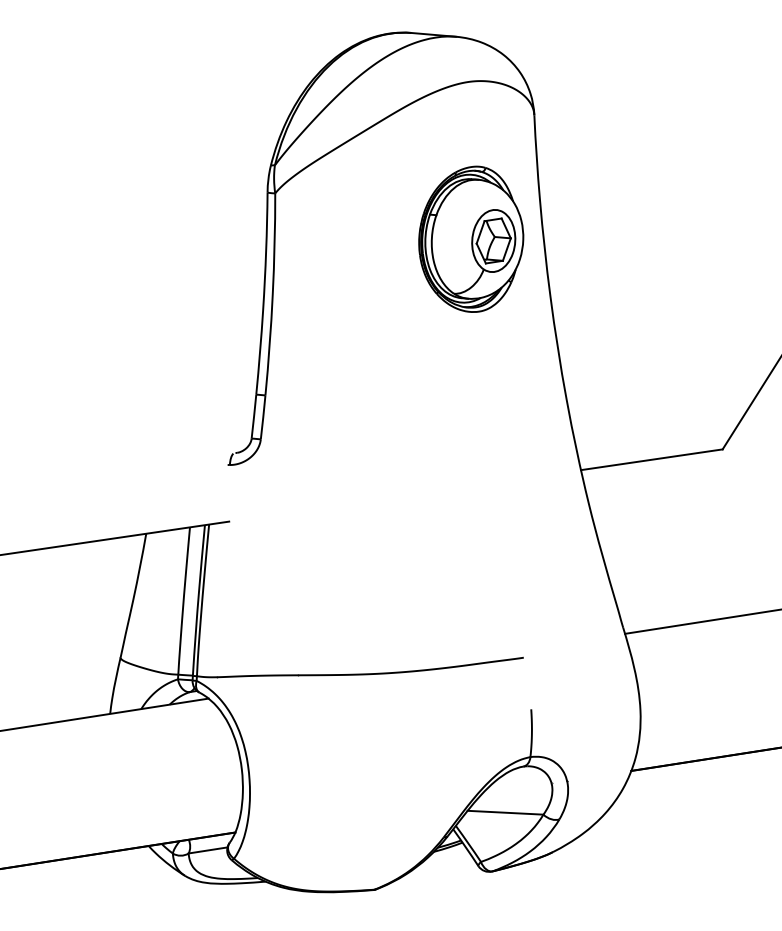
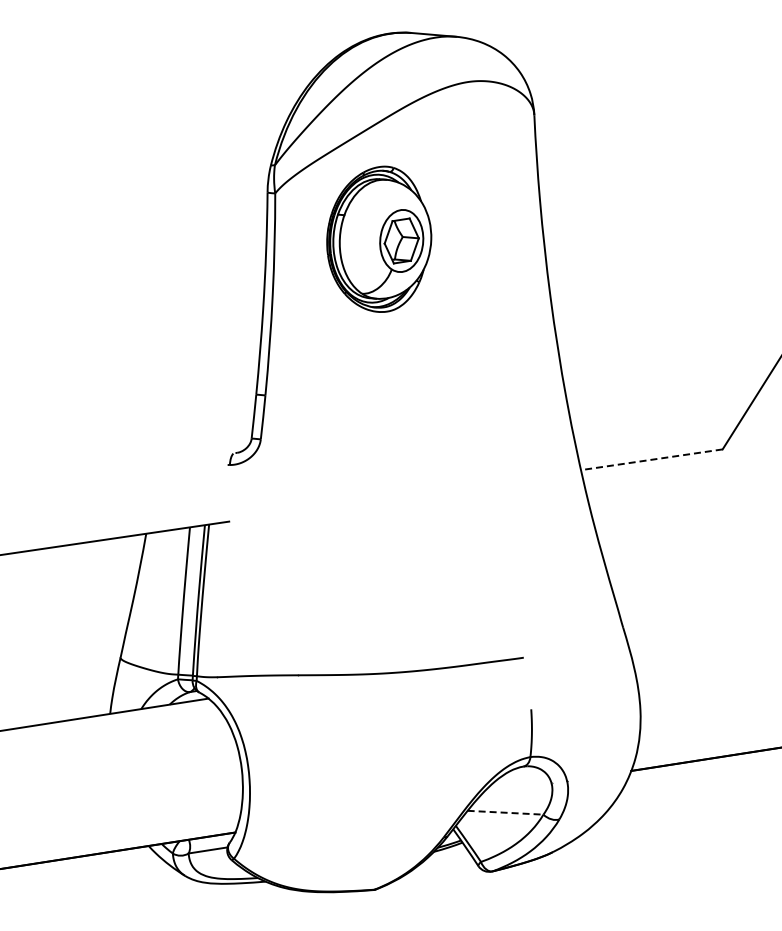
part position: (471, 238) -> (379, 238) (379, 238)
line: solid -> dashed (651, 459)
line: present -> none (701, 621)
line: solid -> dashed (505, 812)
